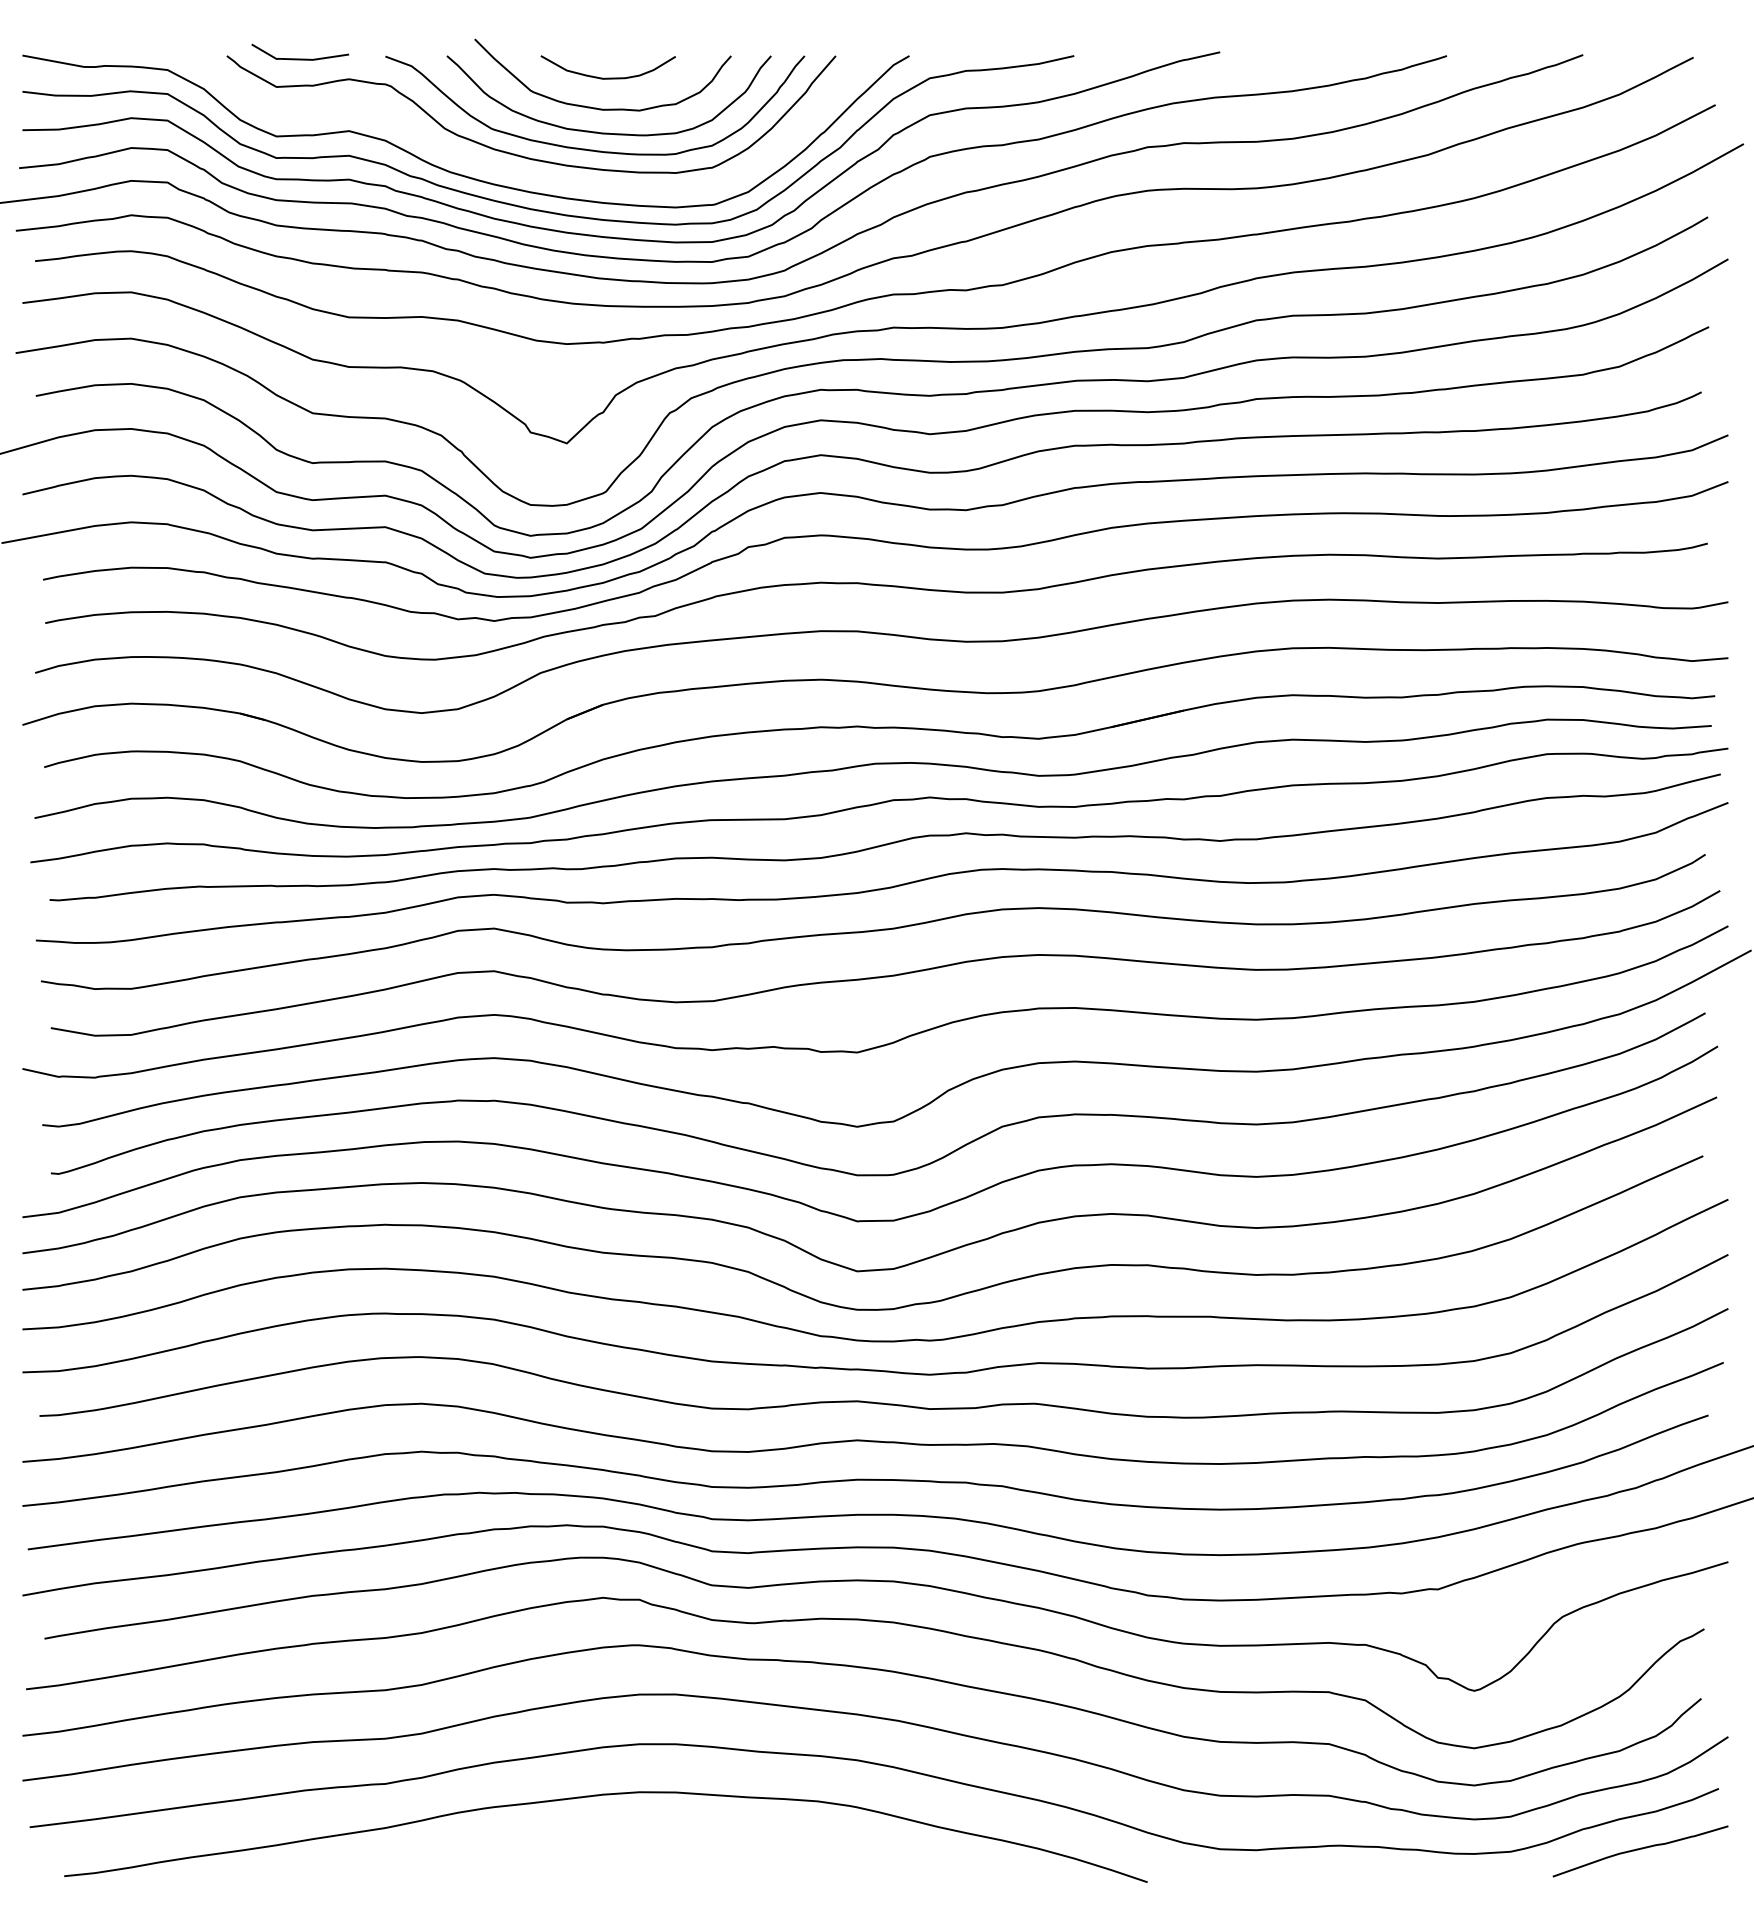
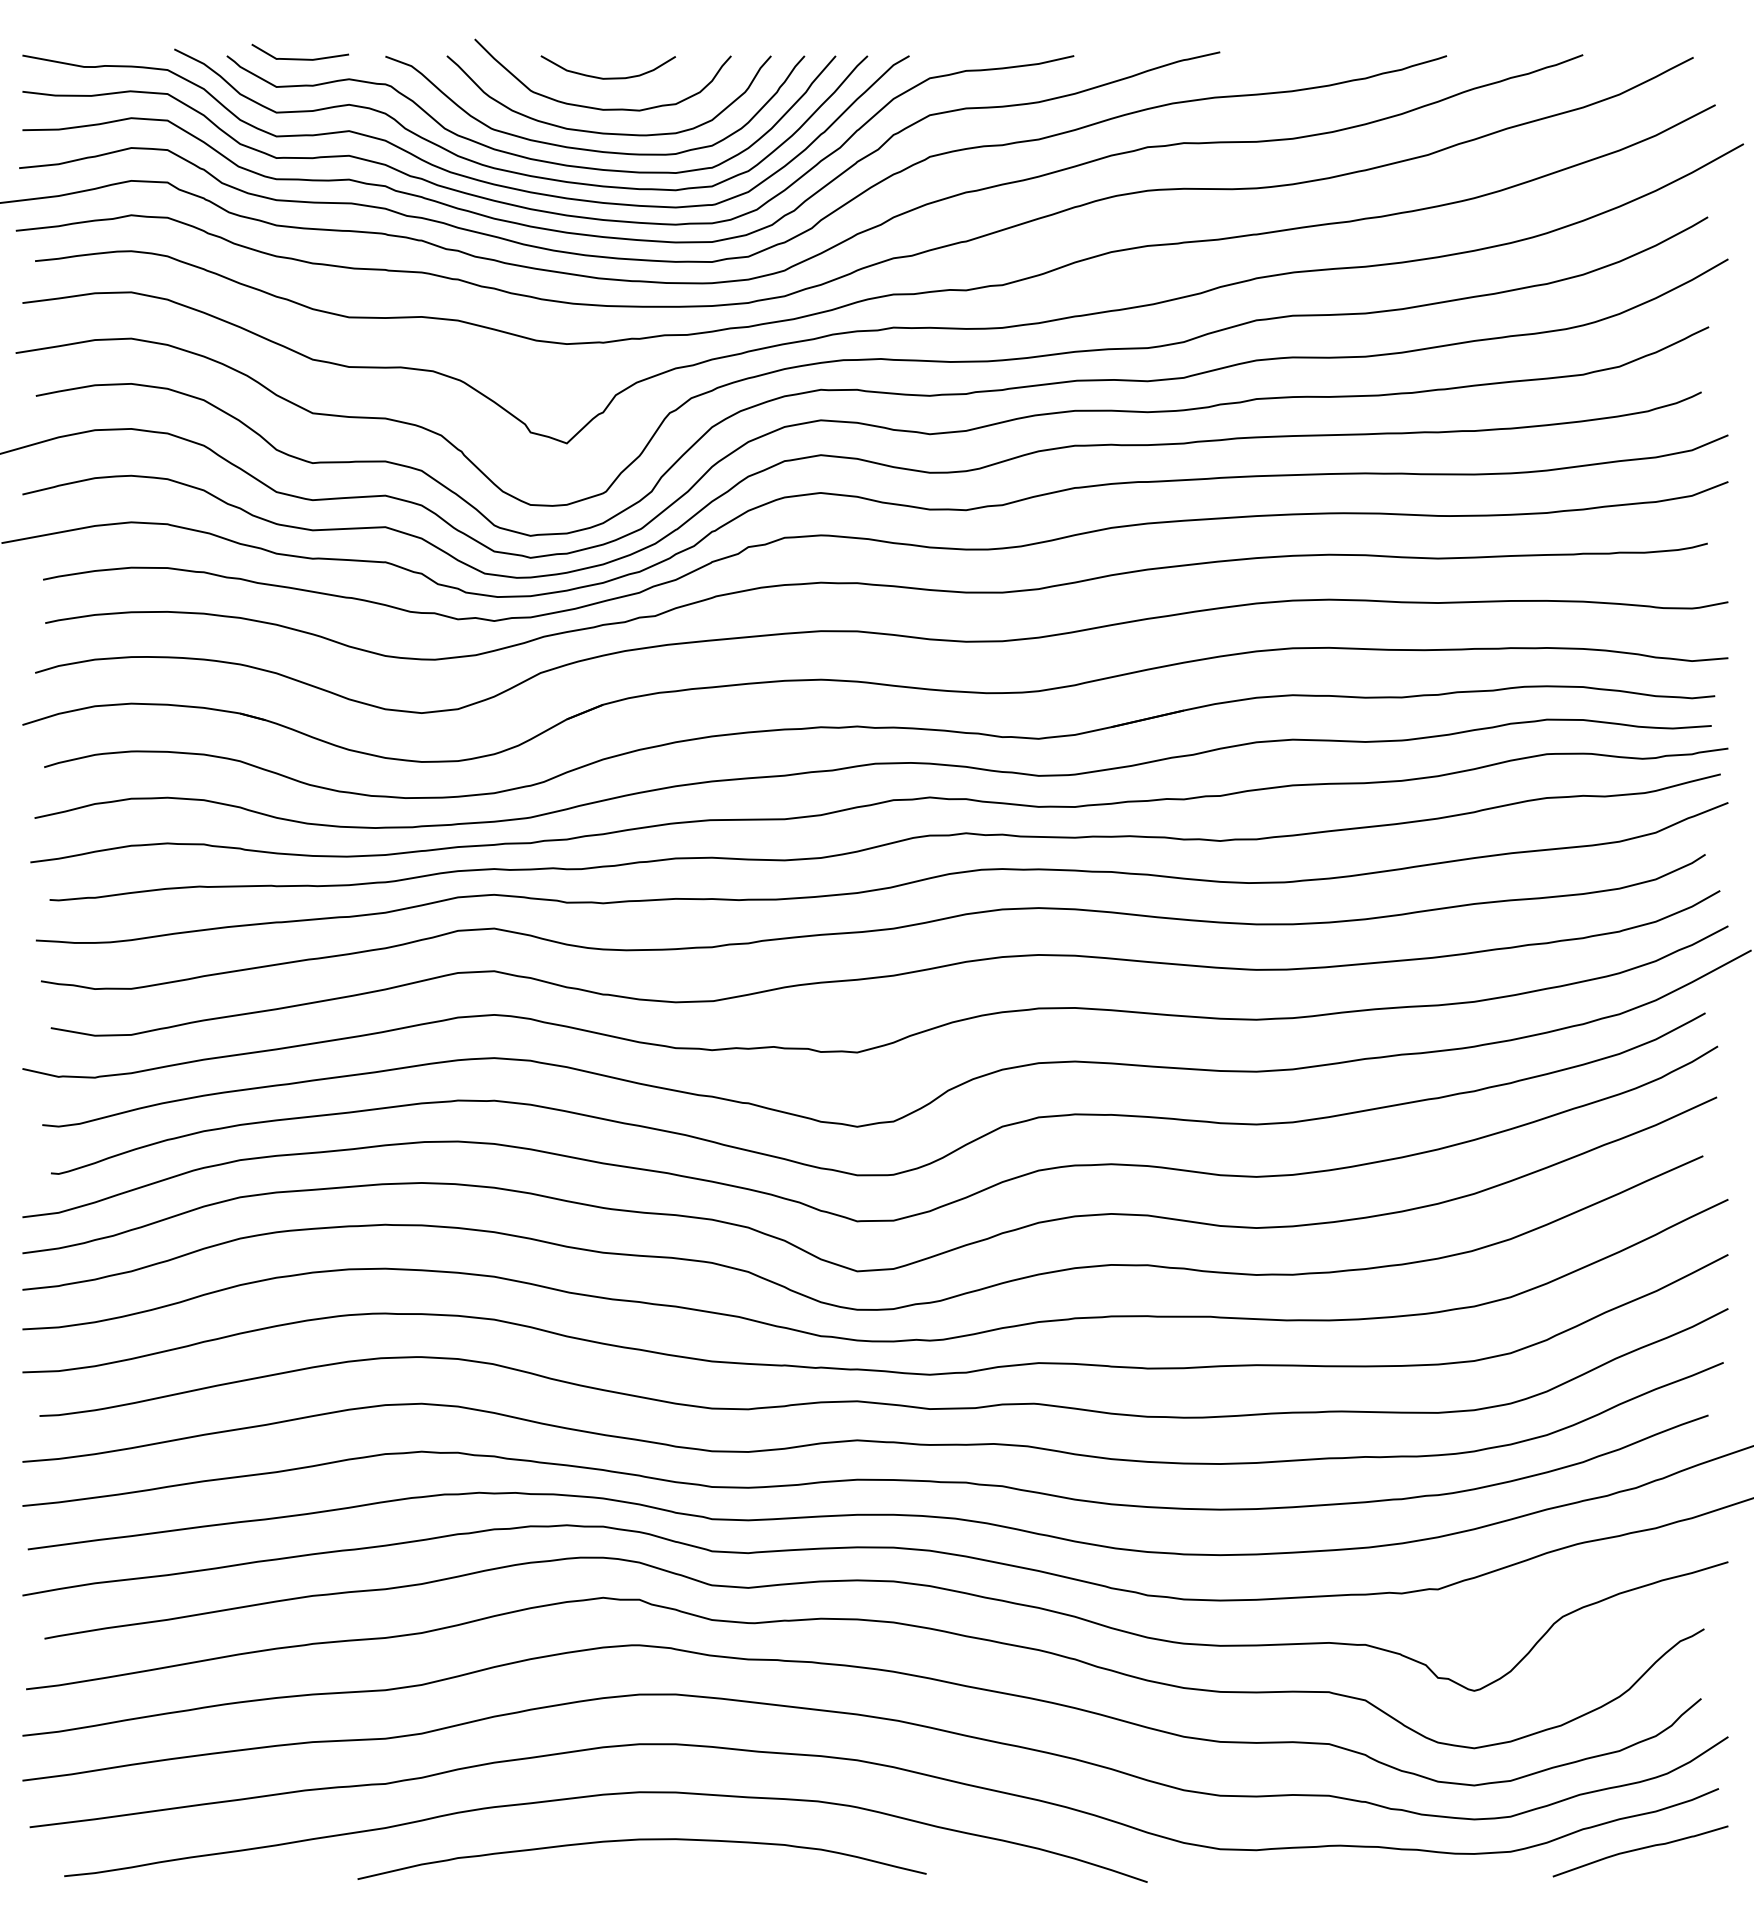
curve: none -> present (510, 170)
curve: none -> present (641, 1840)
